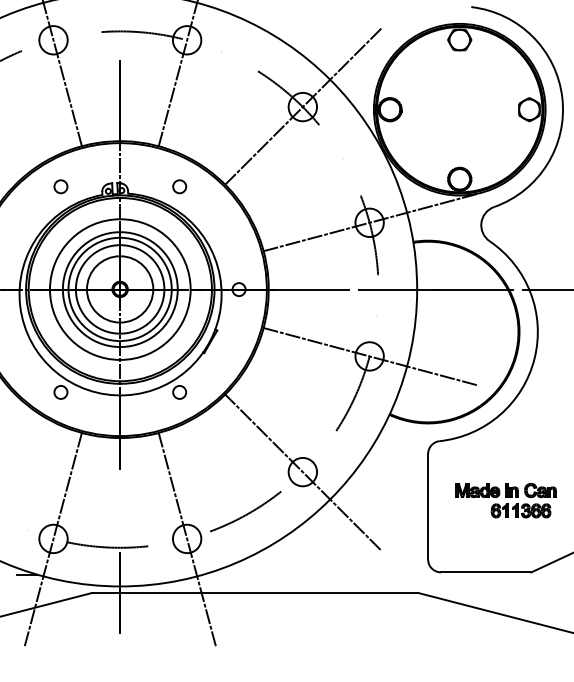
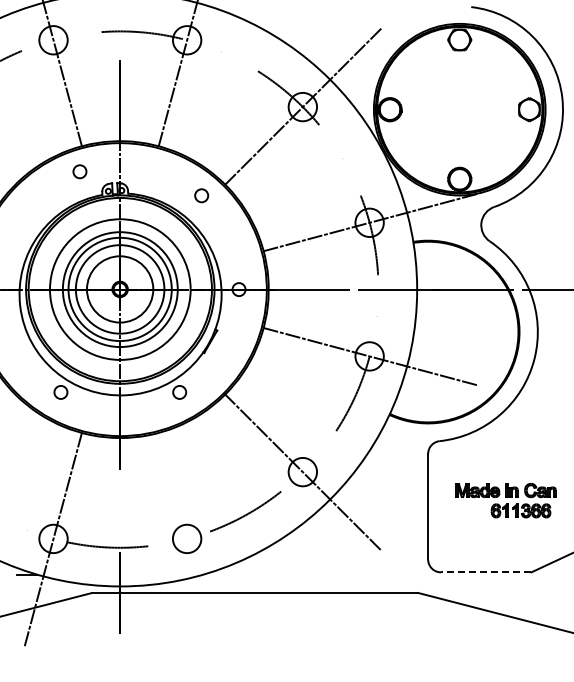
circle position: (60, 186) -> (79, 171) (79, 171)
circle position: (179, 186) -> (201, 195) (201, 195)
line: present -> none (186, 538)
line: solid -> dashed (485, 572)
